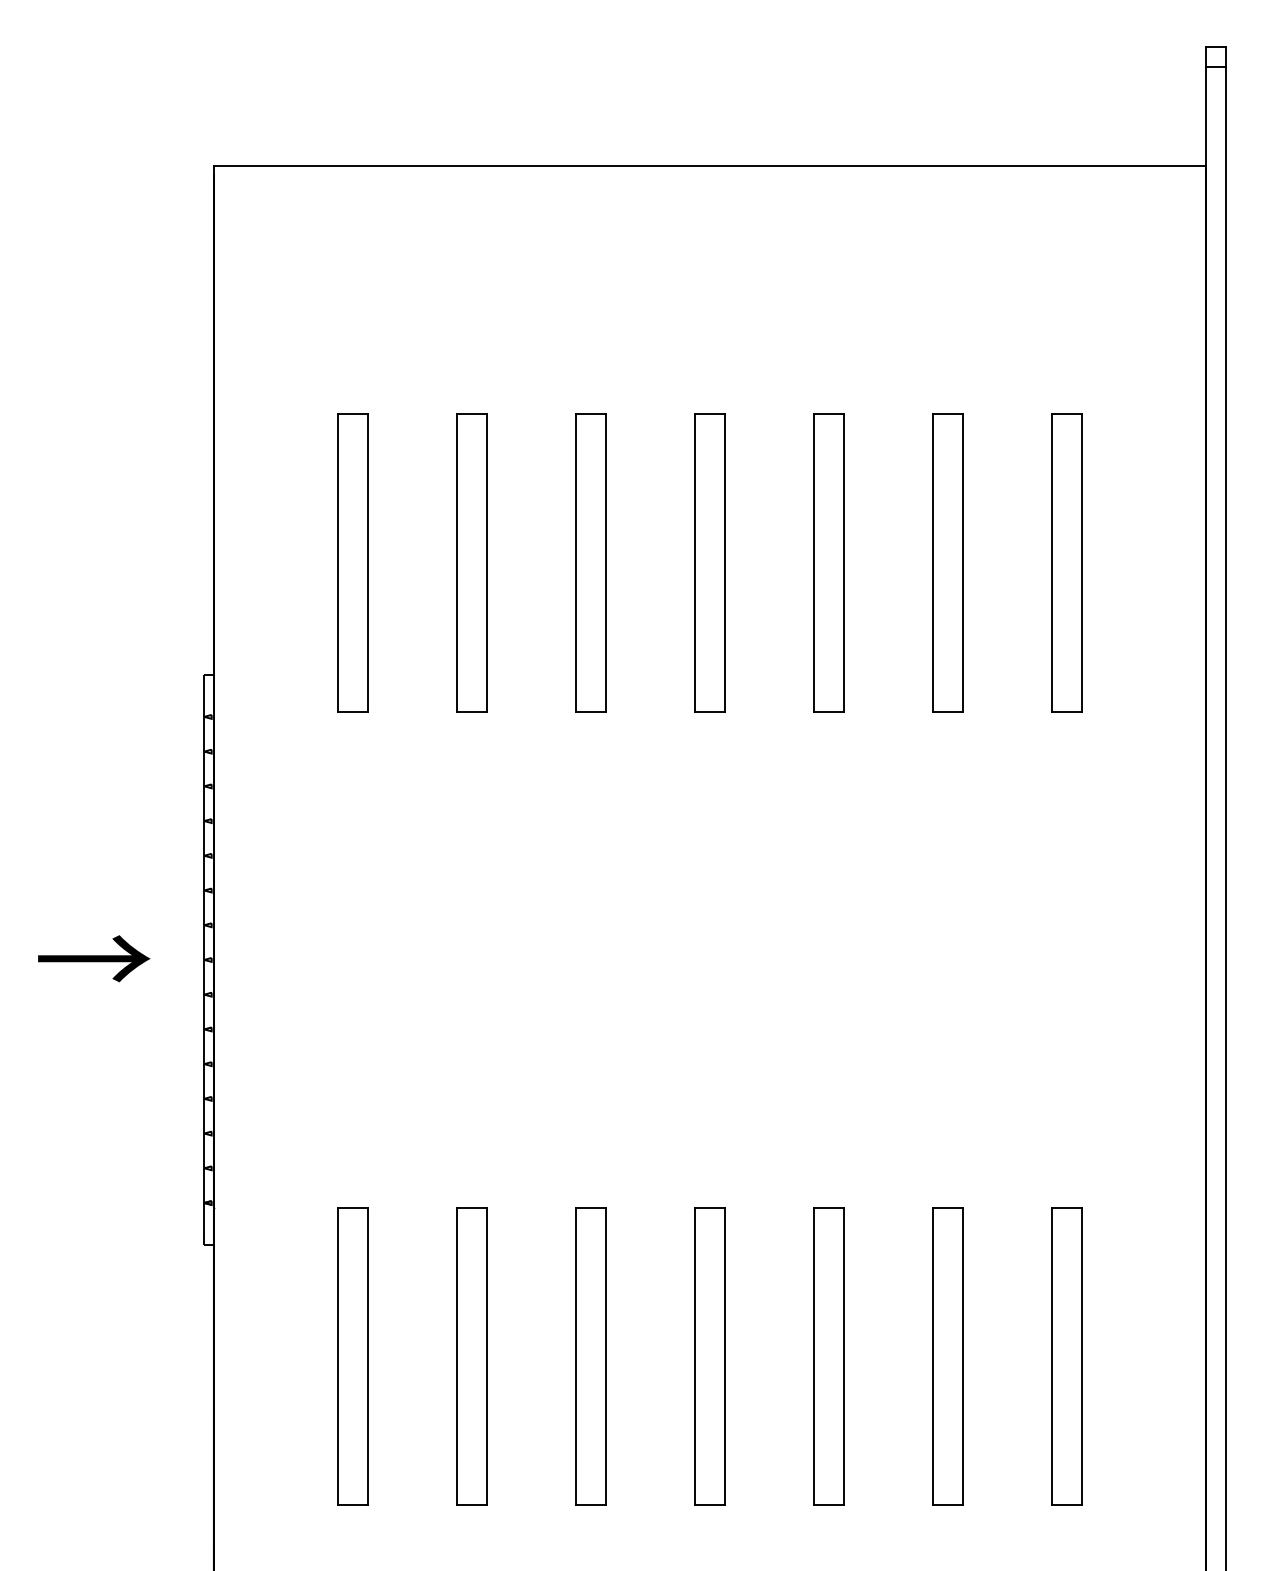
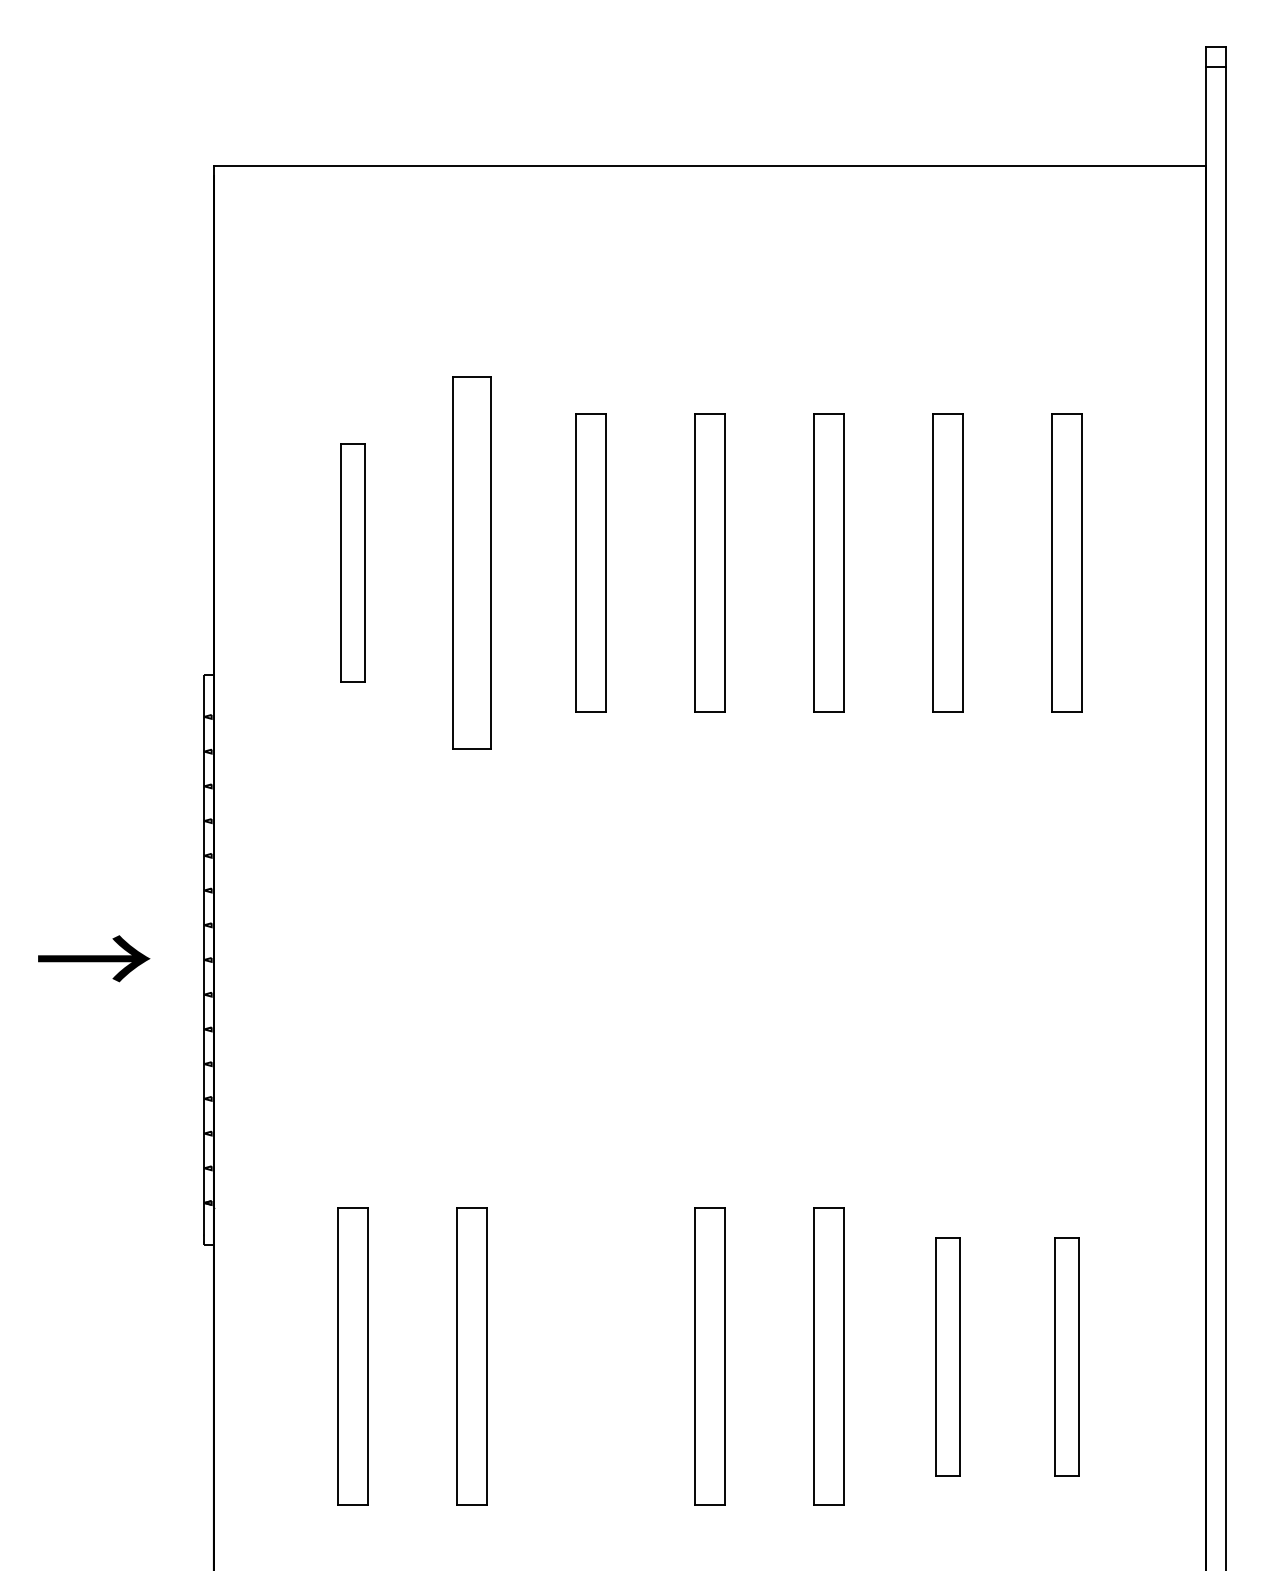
part size: 32x300 px -> 26x240 px (352, 562)
part size: 32x300 px -> 40x374 px (471, 562)
part: present -> none (590, 1356)
part size: 32x299 px -> 26x240 px (947, 1356)
part size: 32x299 px -> 26x240 px (1066, 1356)
